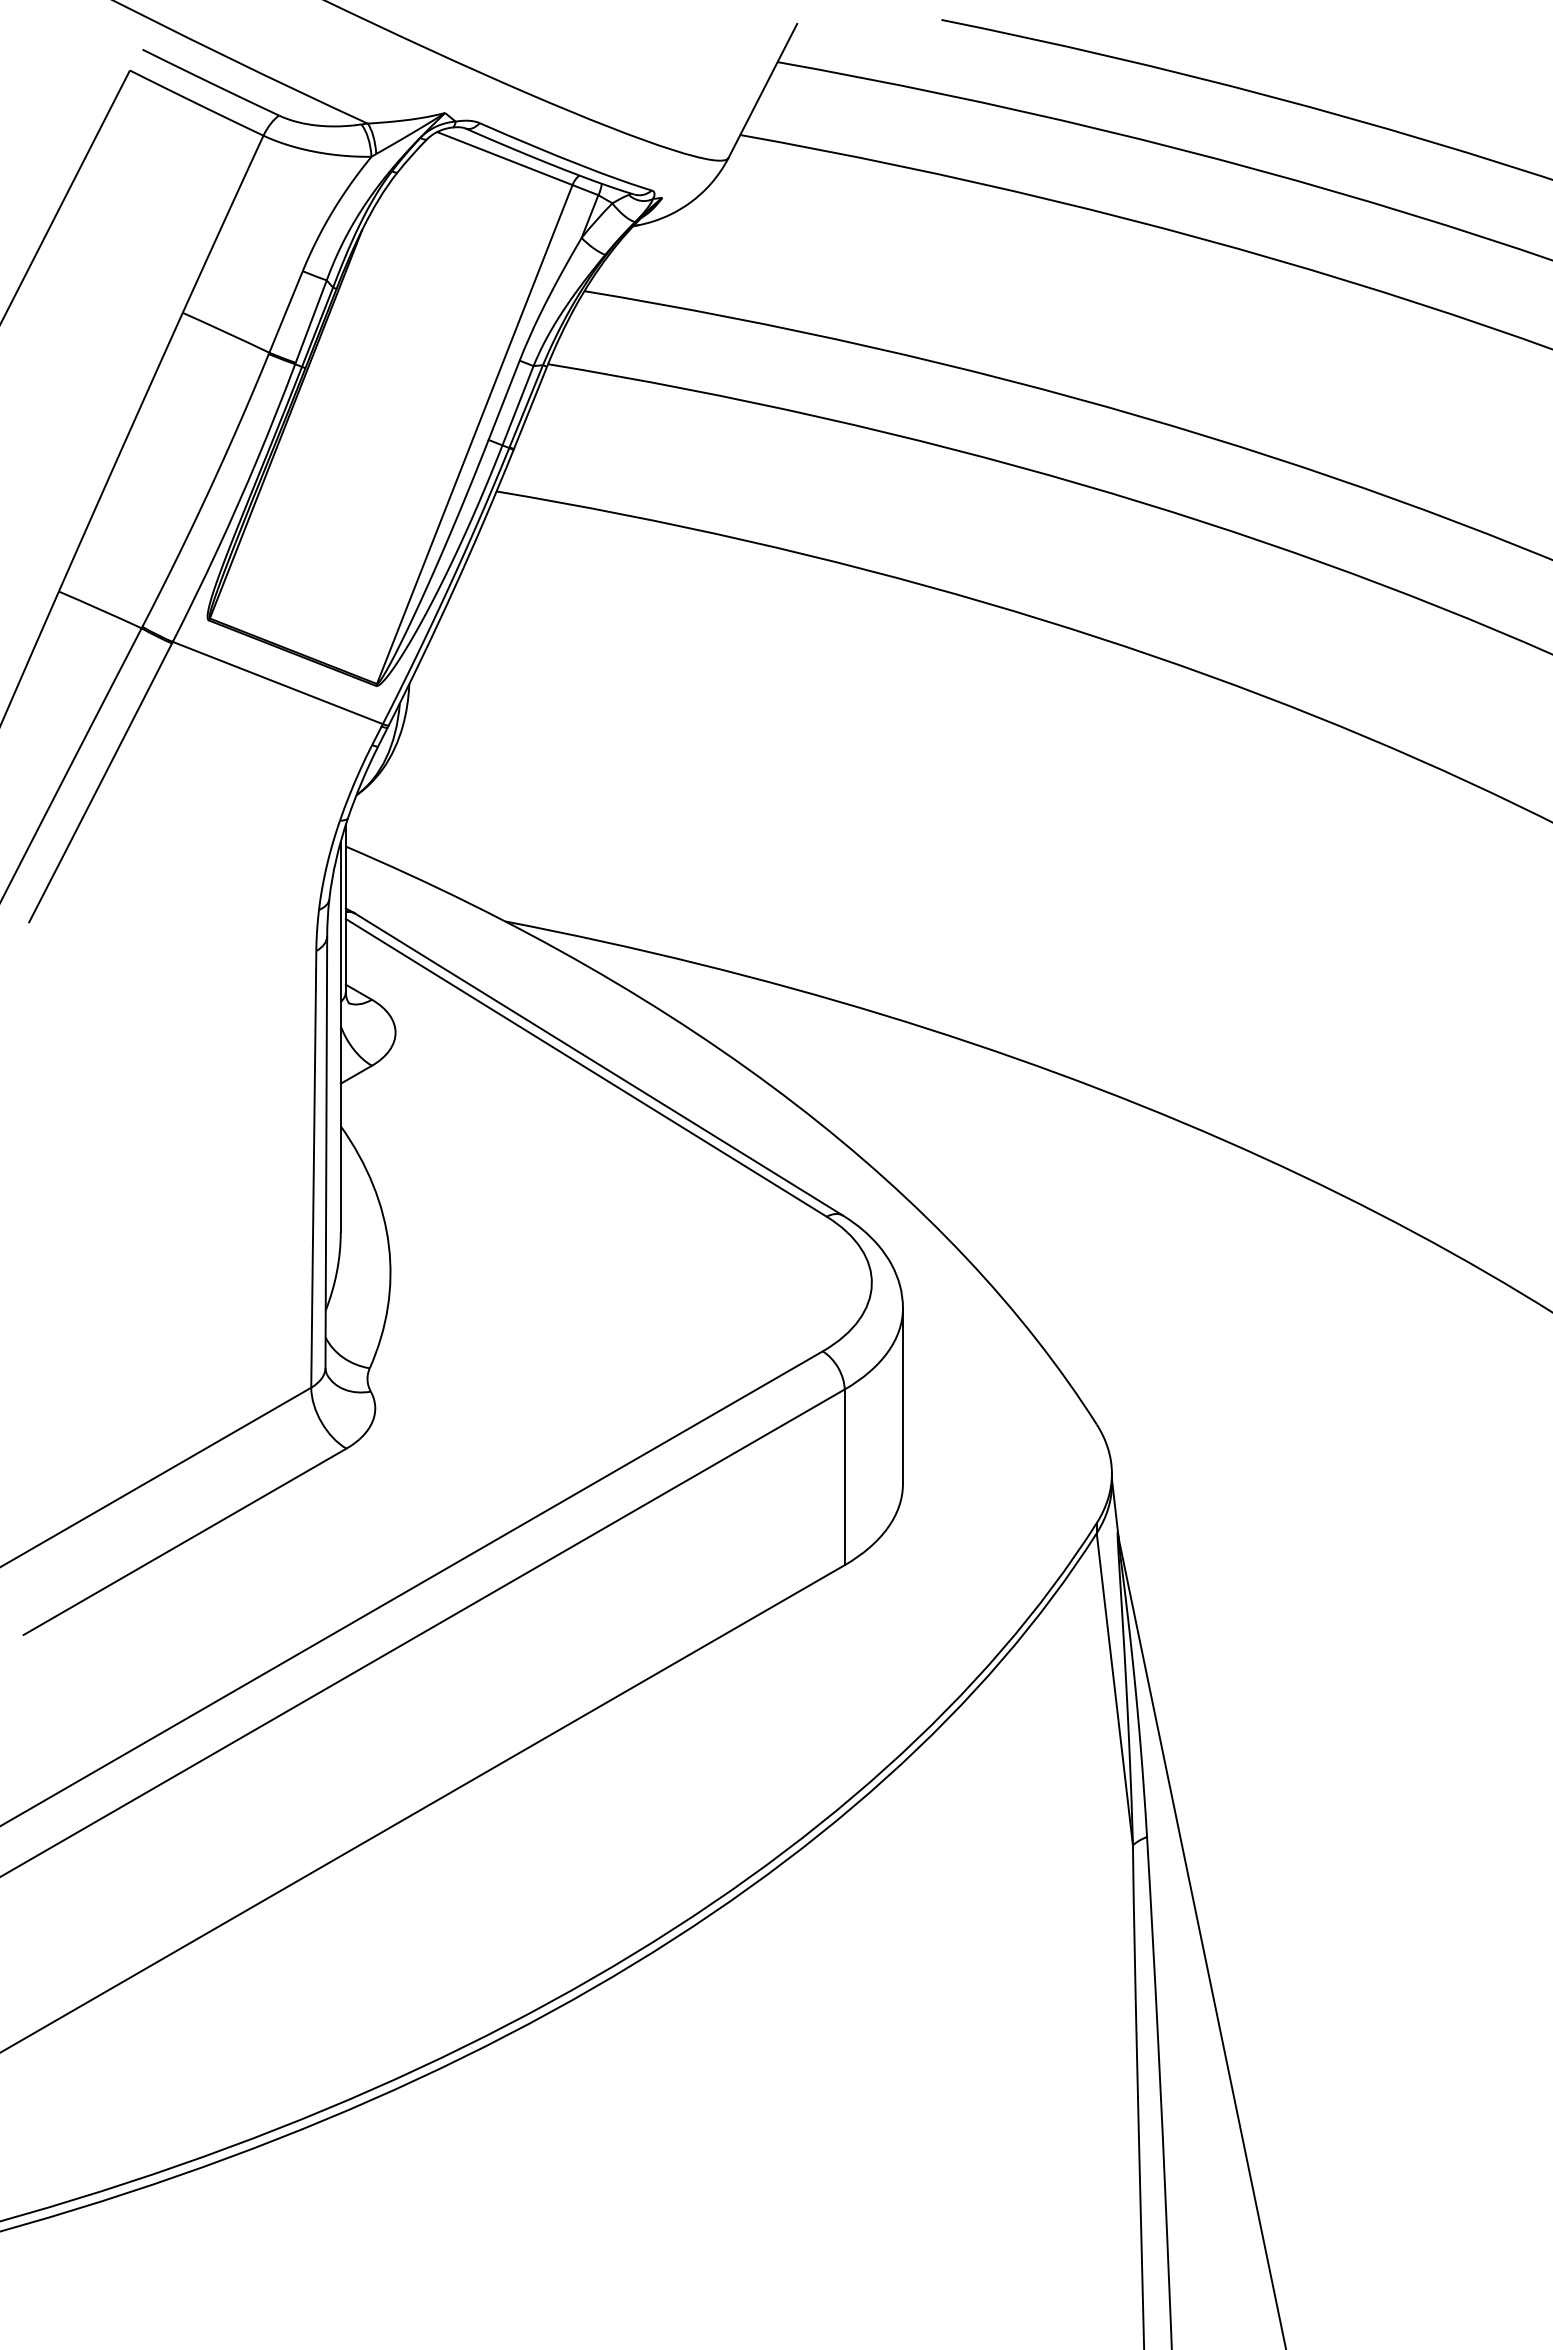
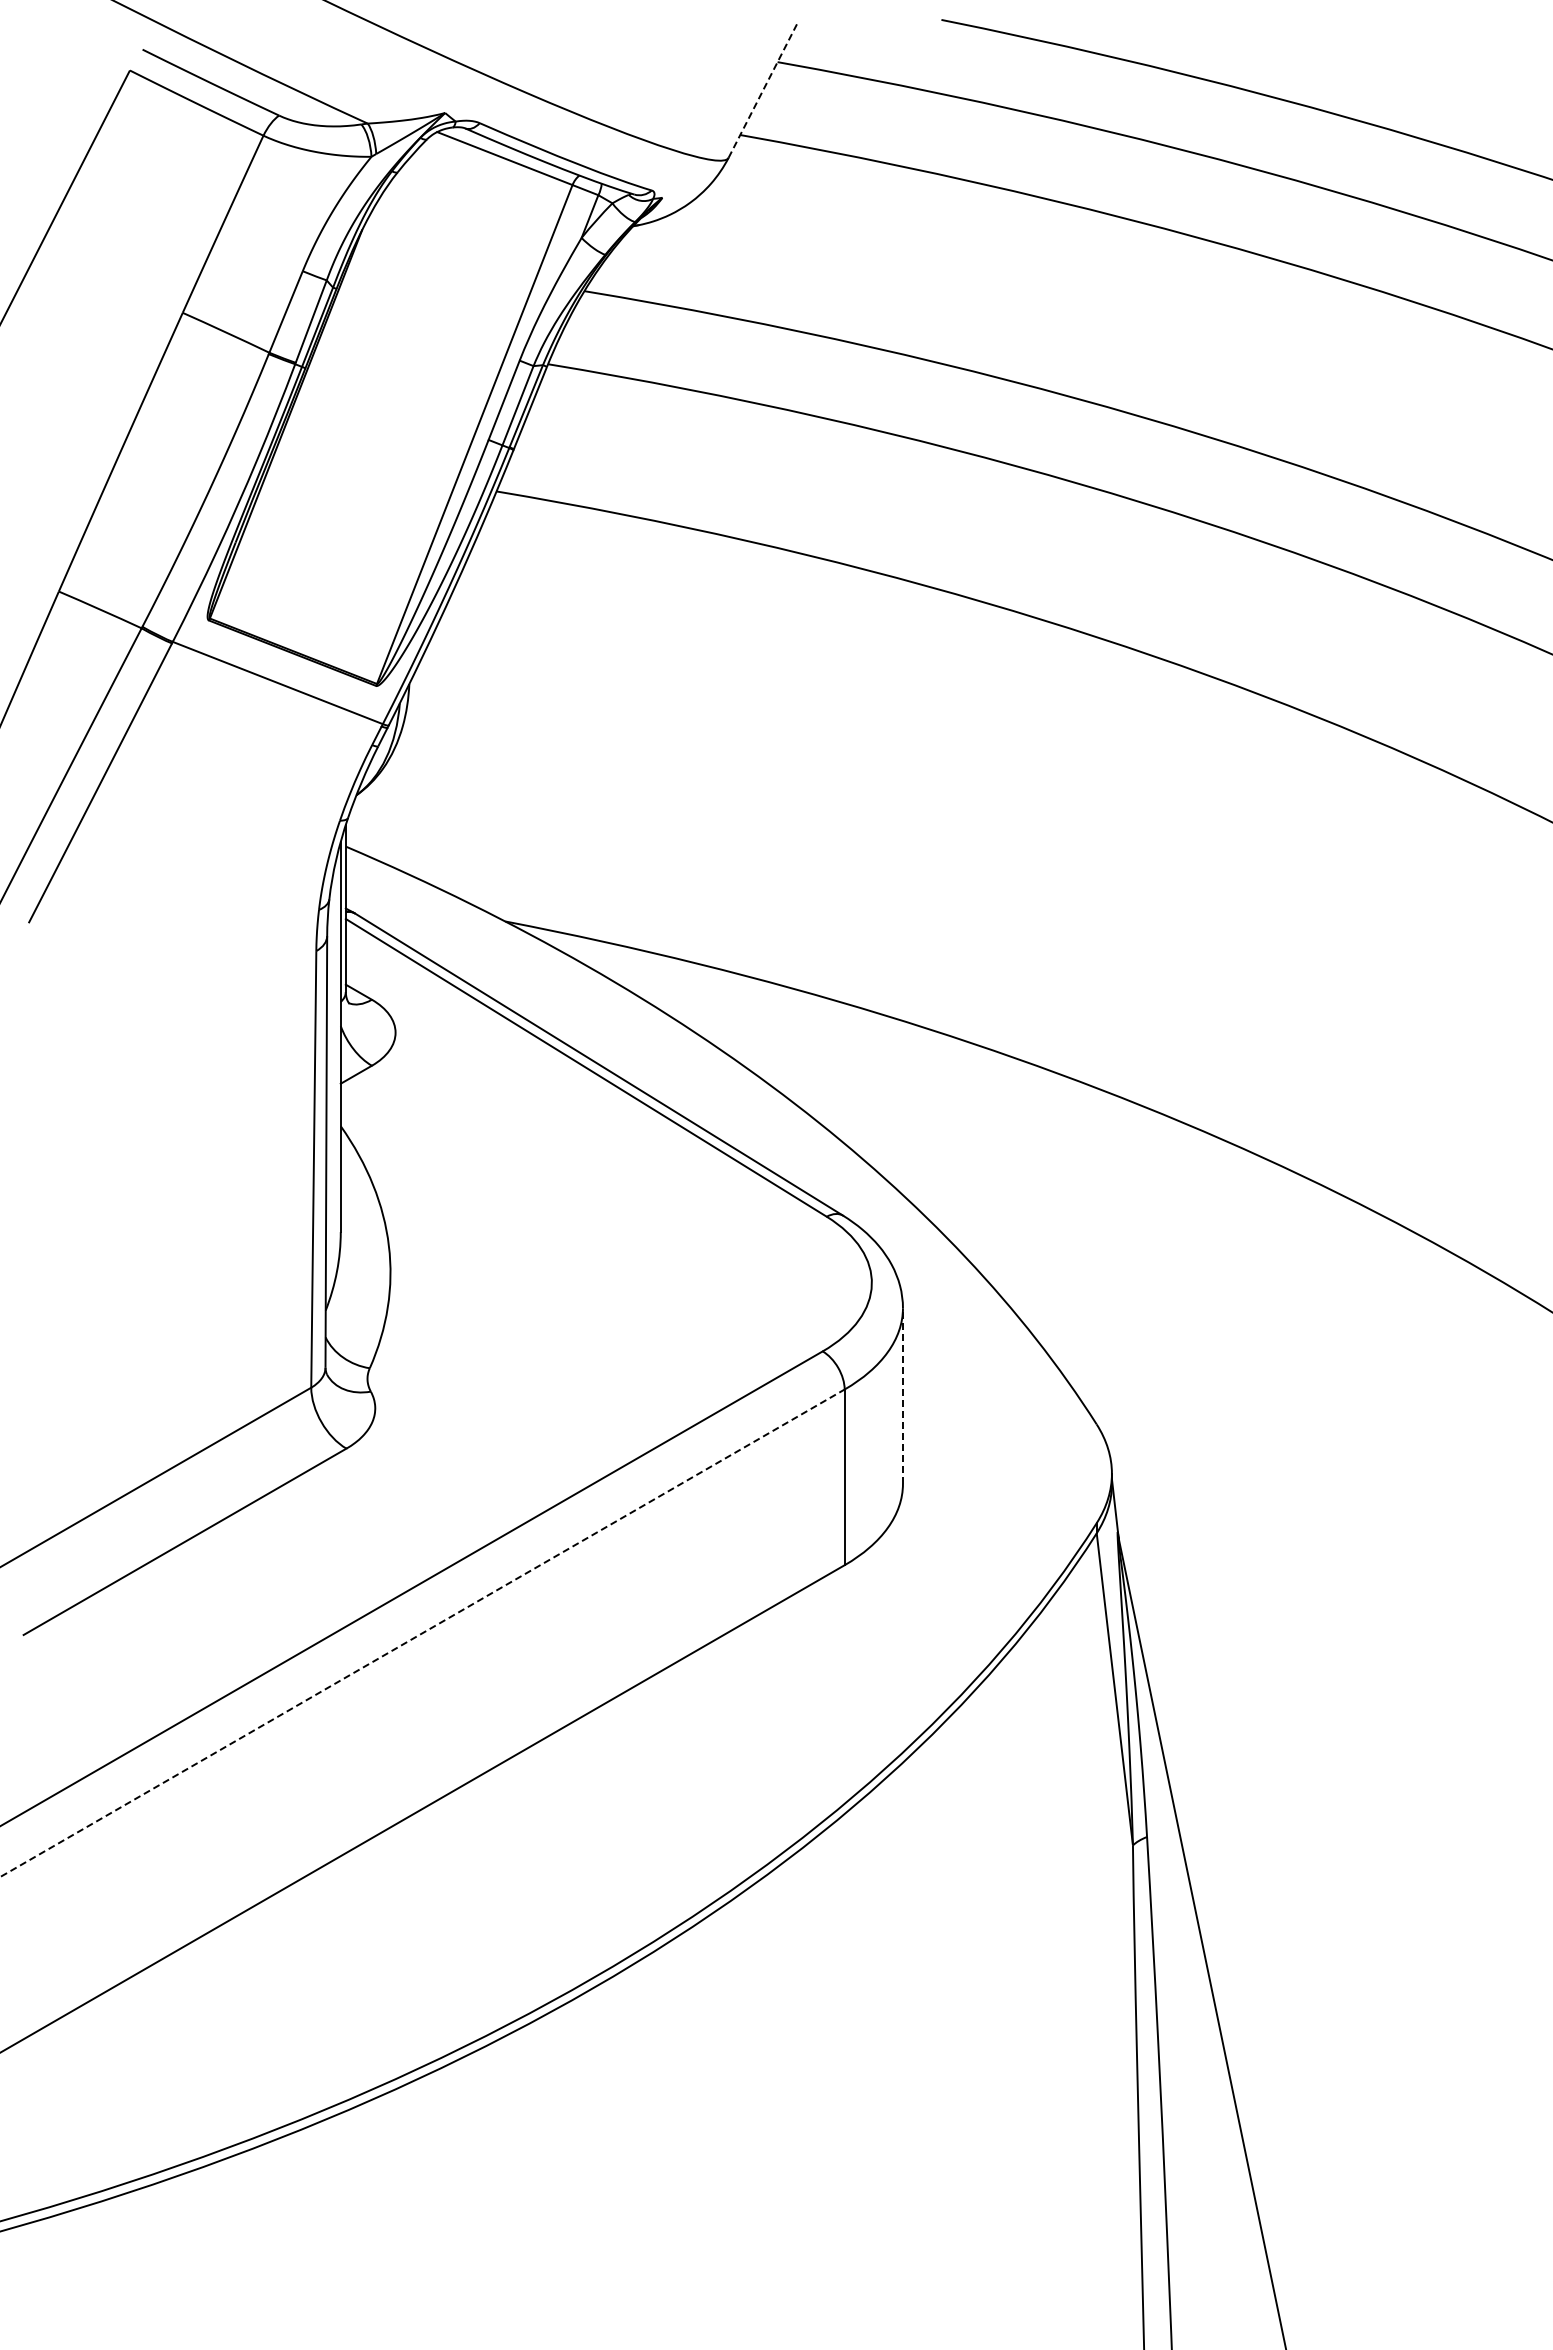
line: solid -> dashed (763, 90)
line: solid -> dashed (902, 1396)
line: solid -> dashed (422, 1633)
